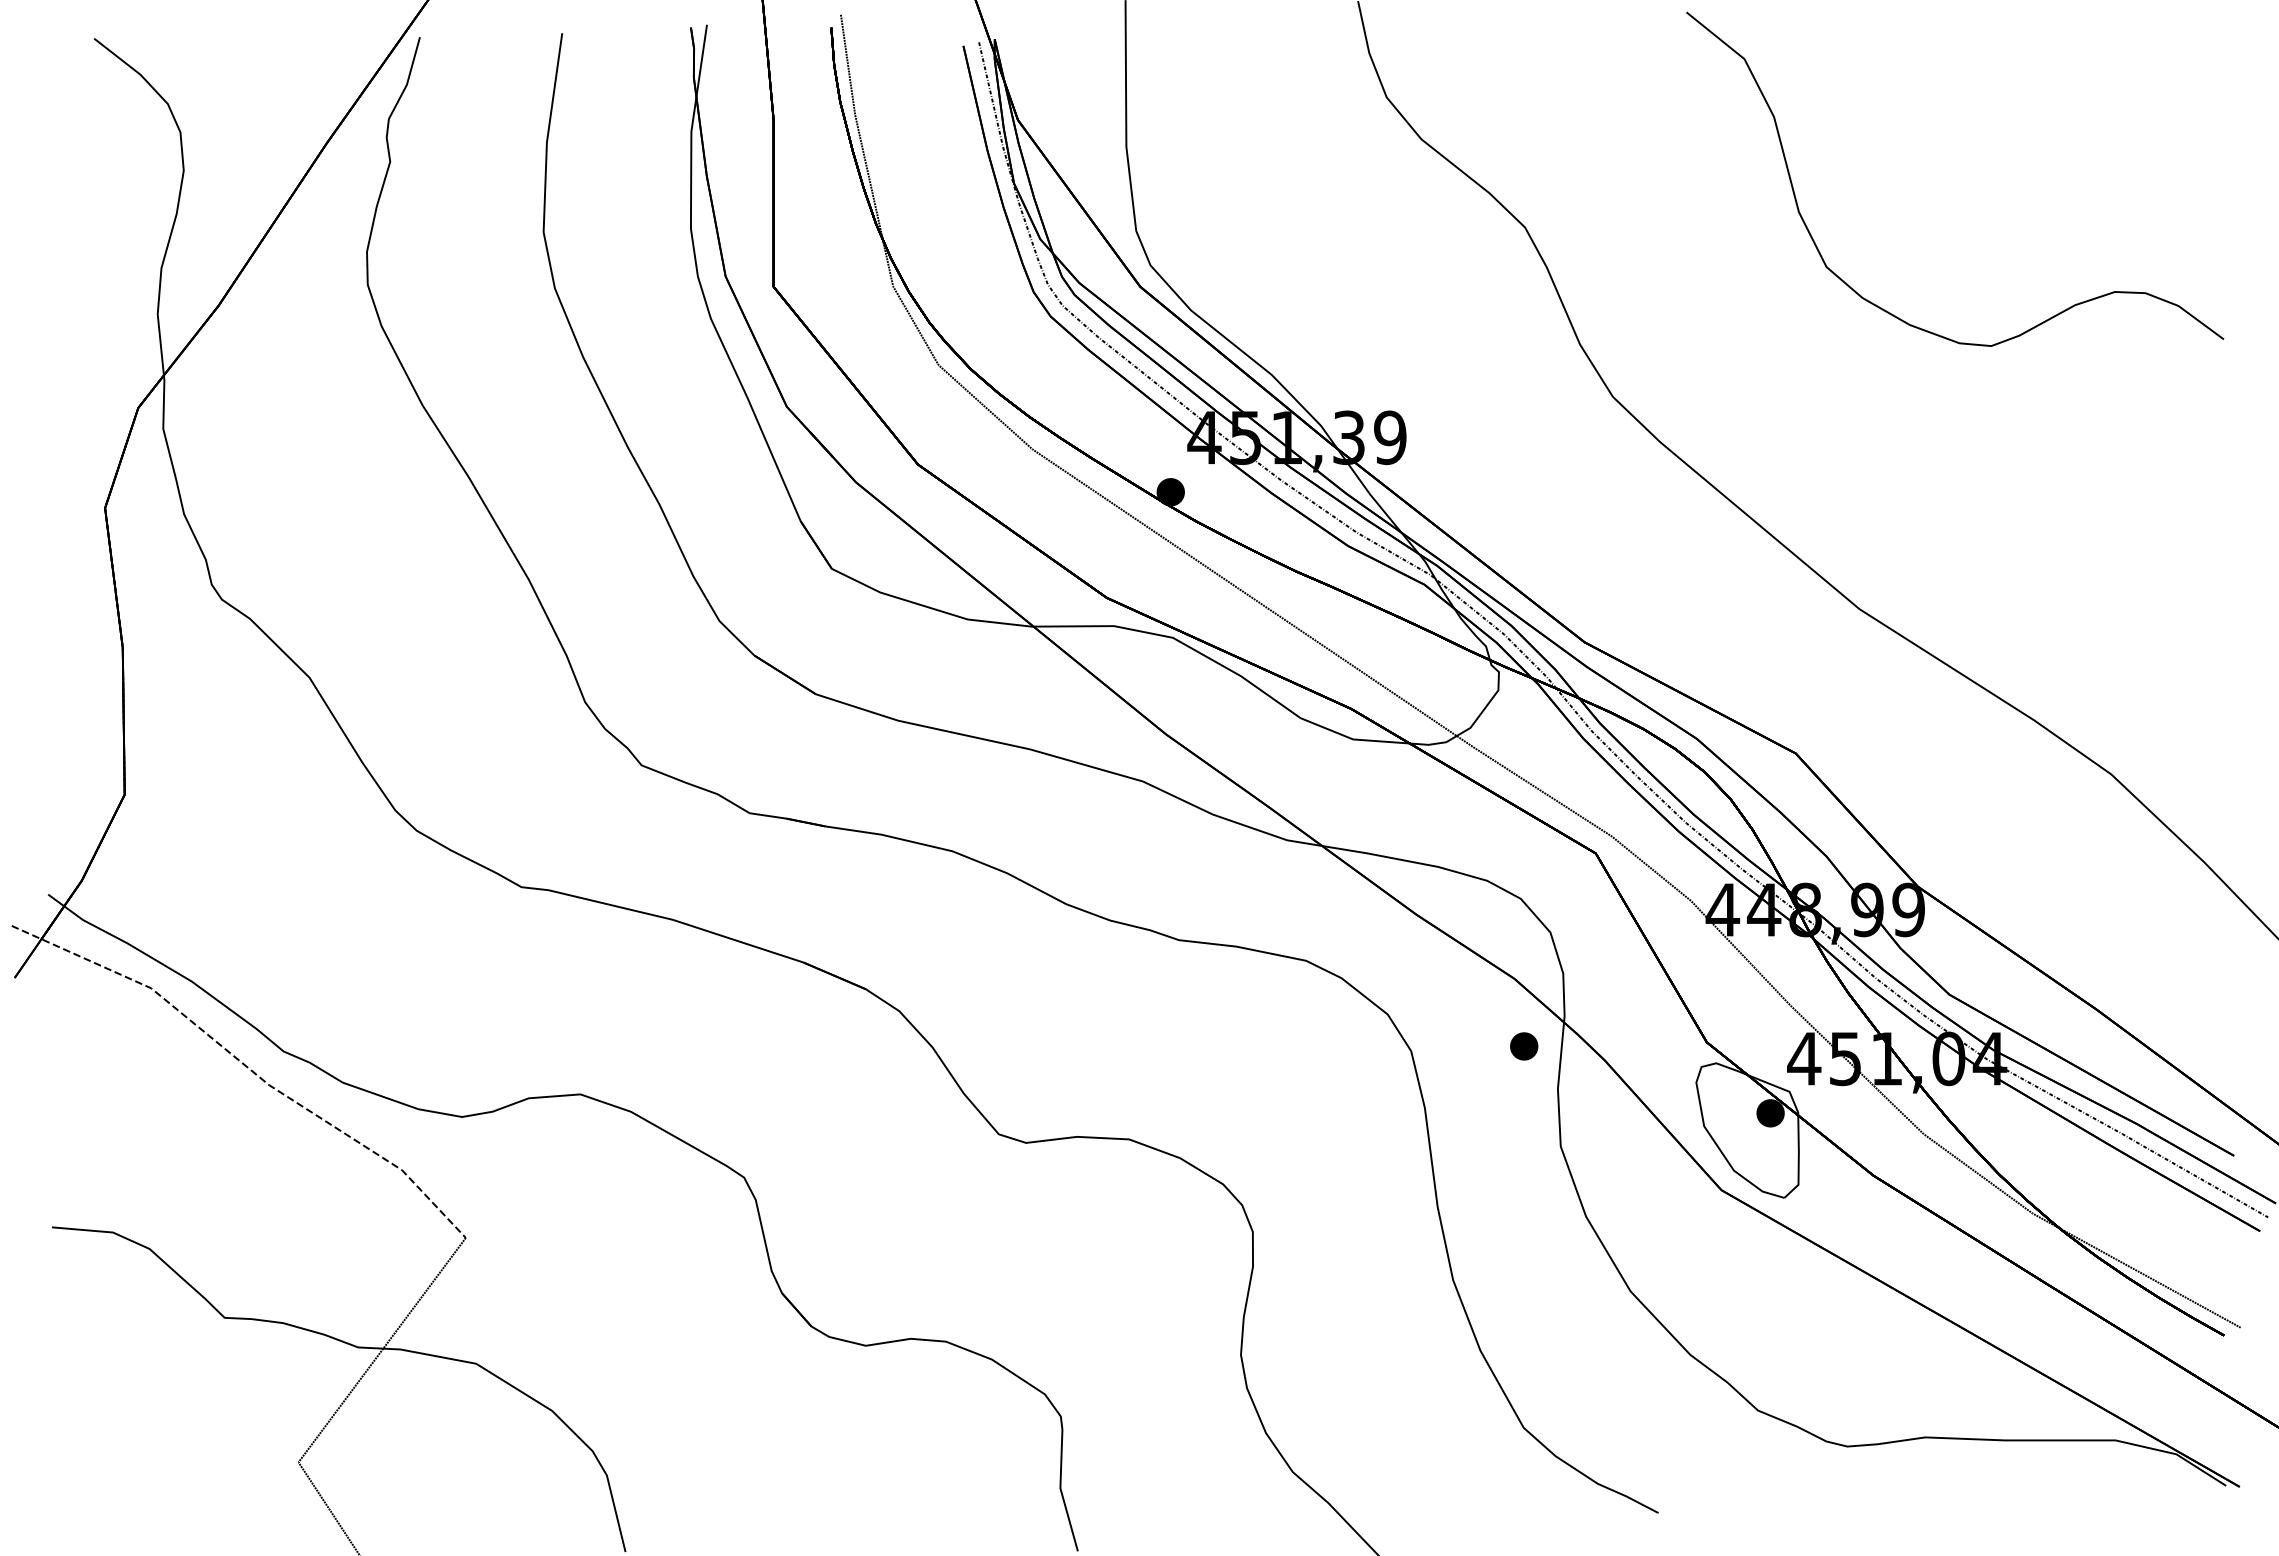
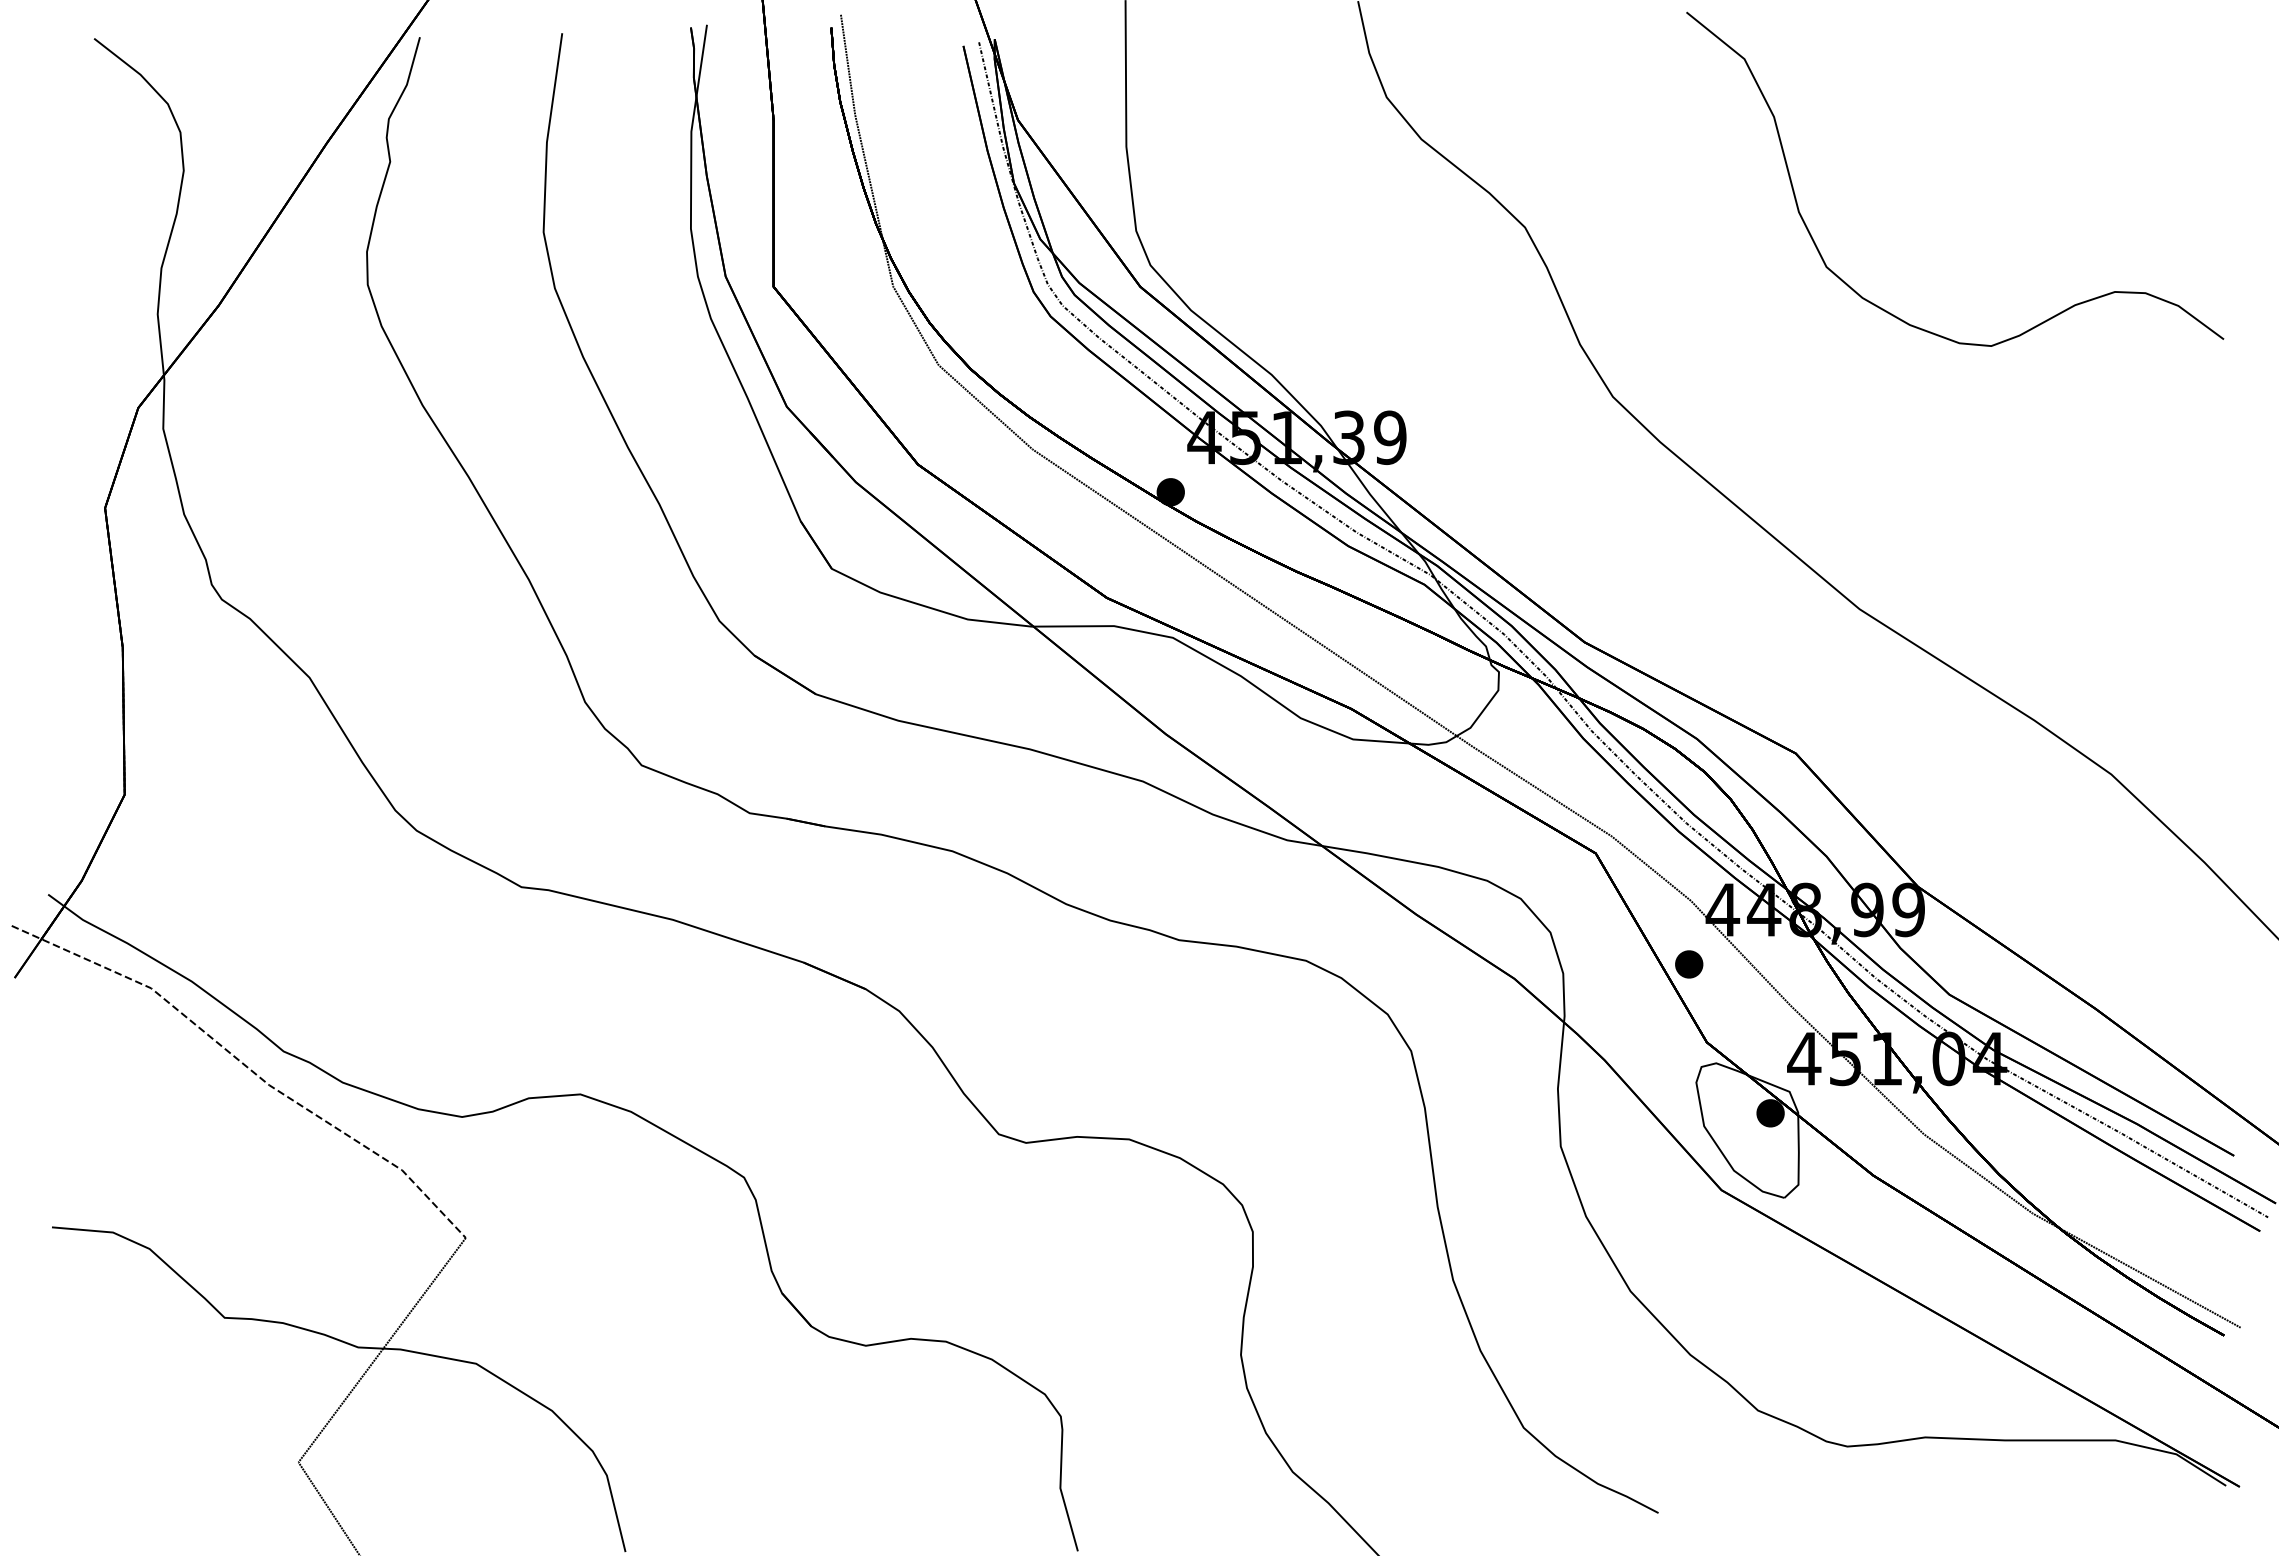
part position: (1524, 1046) -> (1689, 964) (1689, 964)
